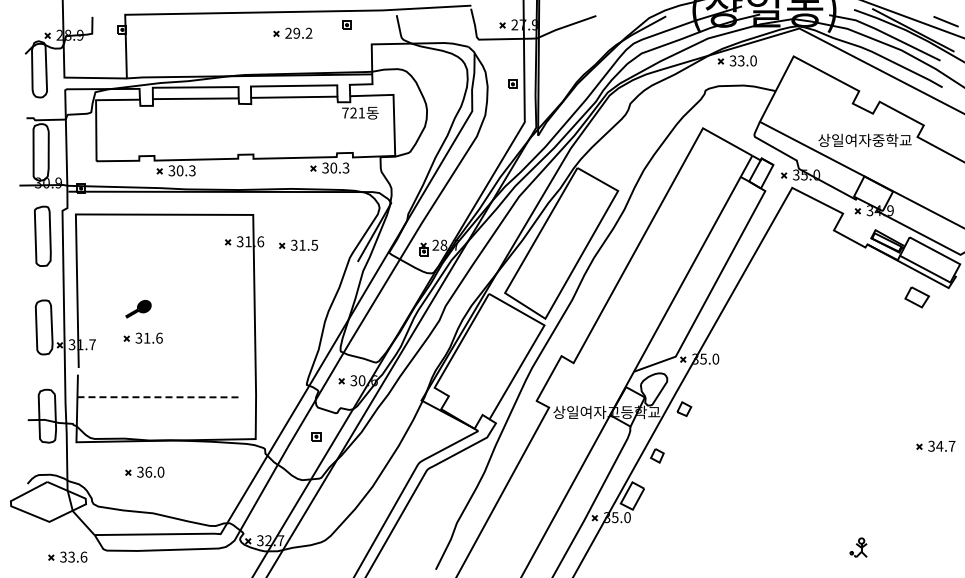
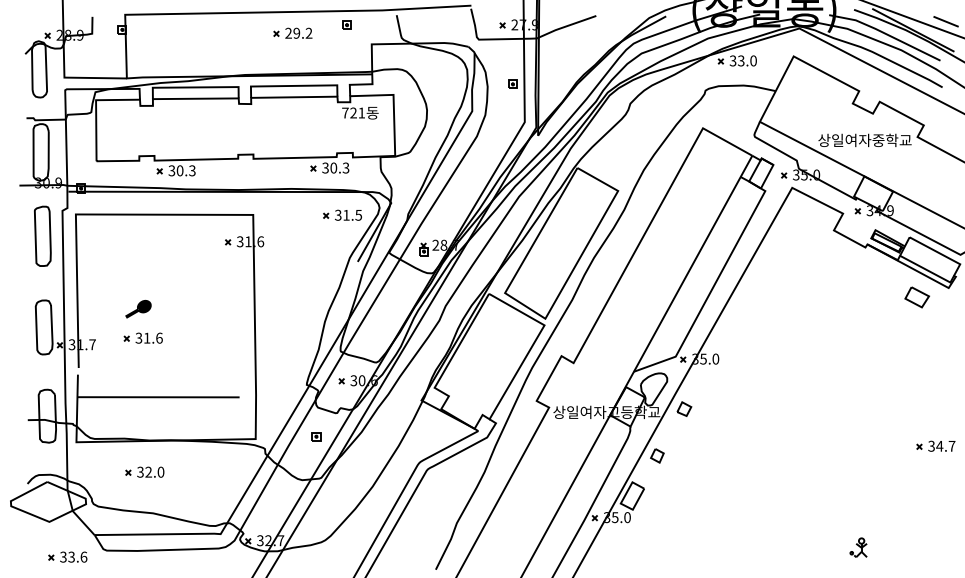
part position: (298, 244) -> (342, 214) (342, 214)
line: dashed -> solid (159, 397)
text: 36.0 -> 32.0 (148, 471)
